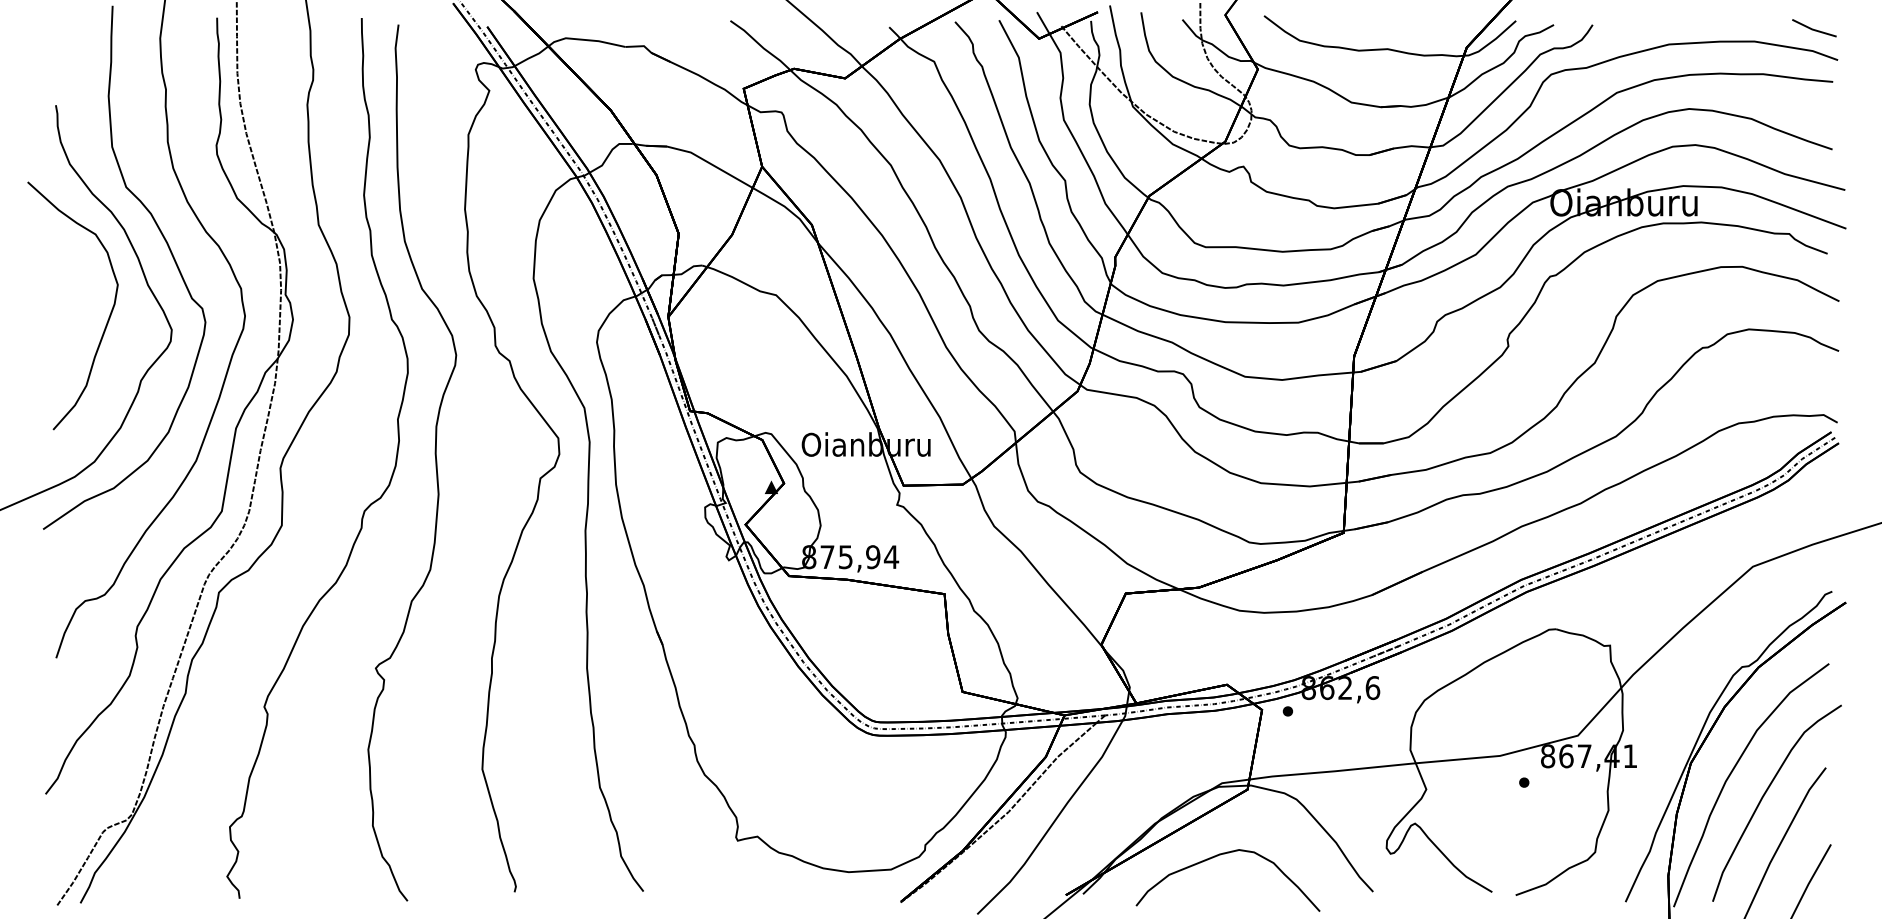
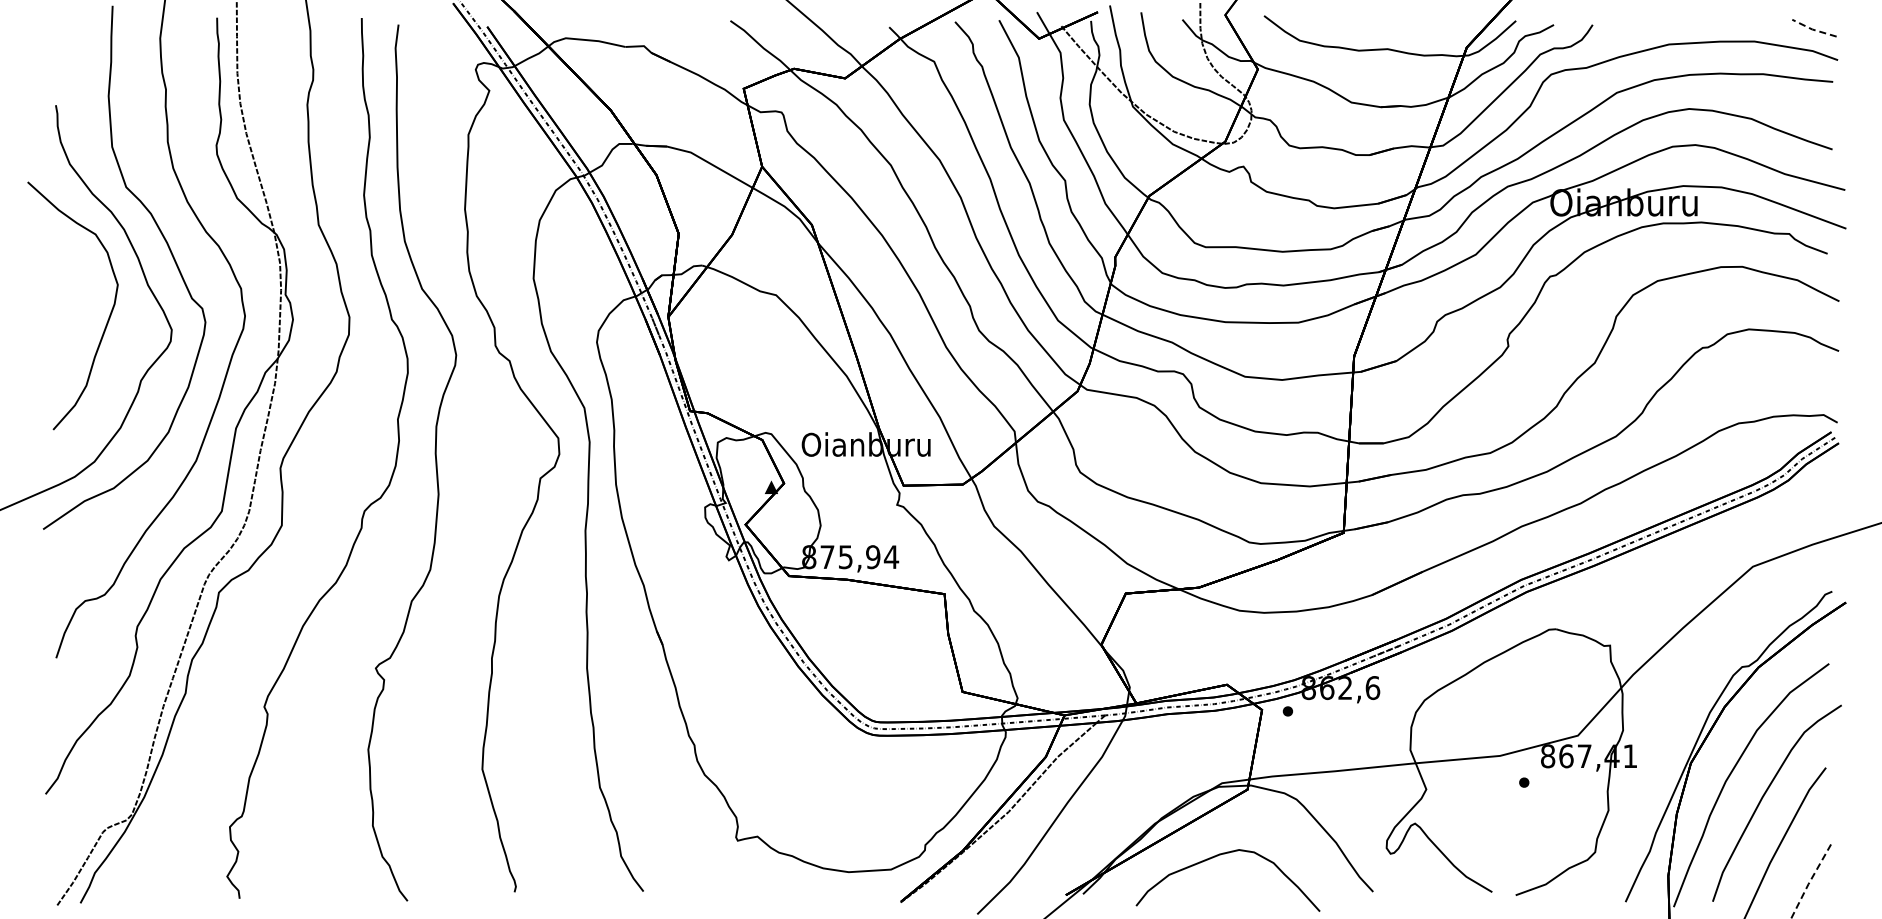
line: solid -> dashed (1813, 29)
line: solid -> dashed (1810, 881)
